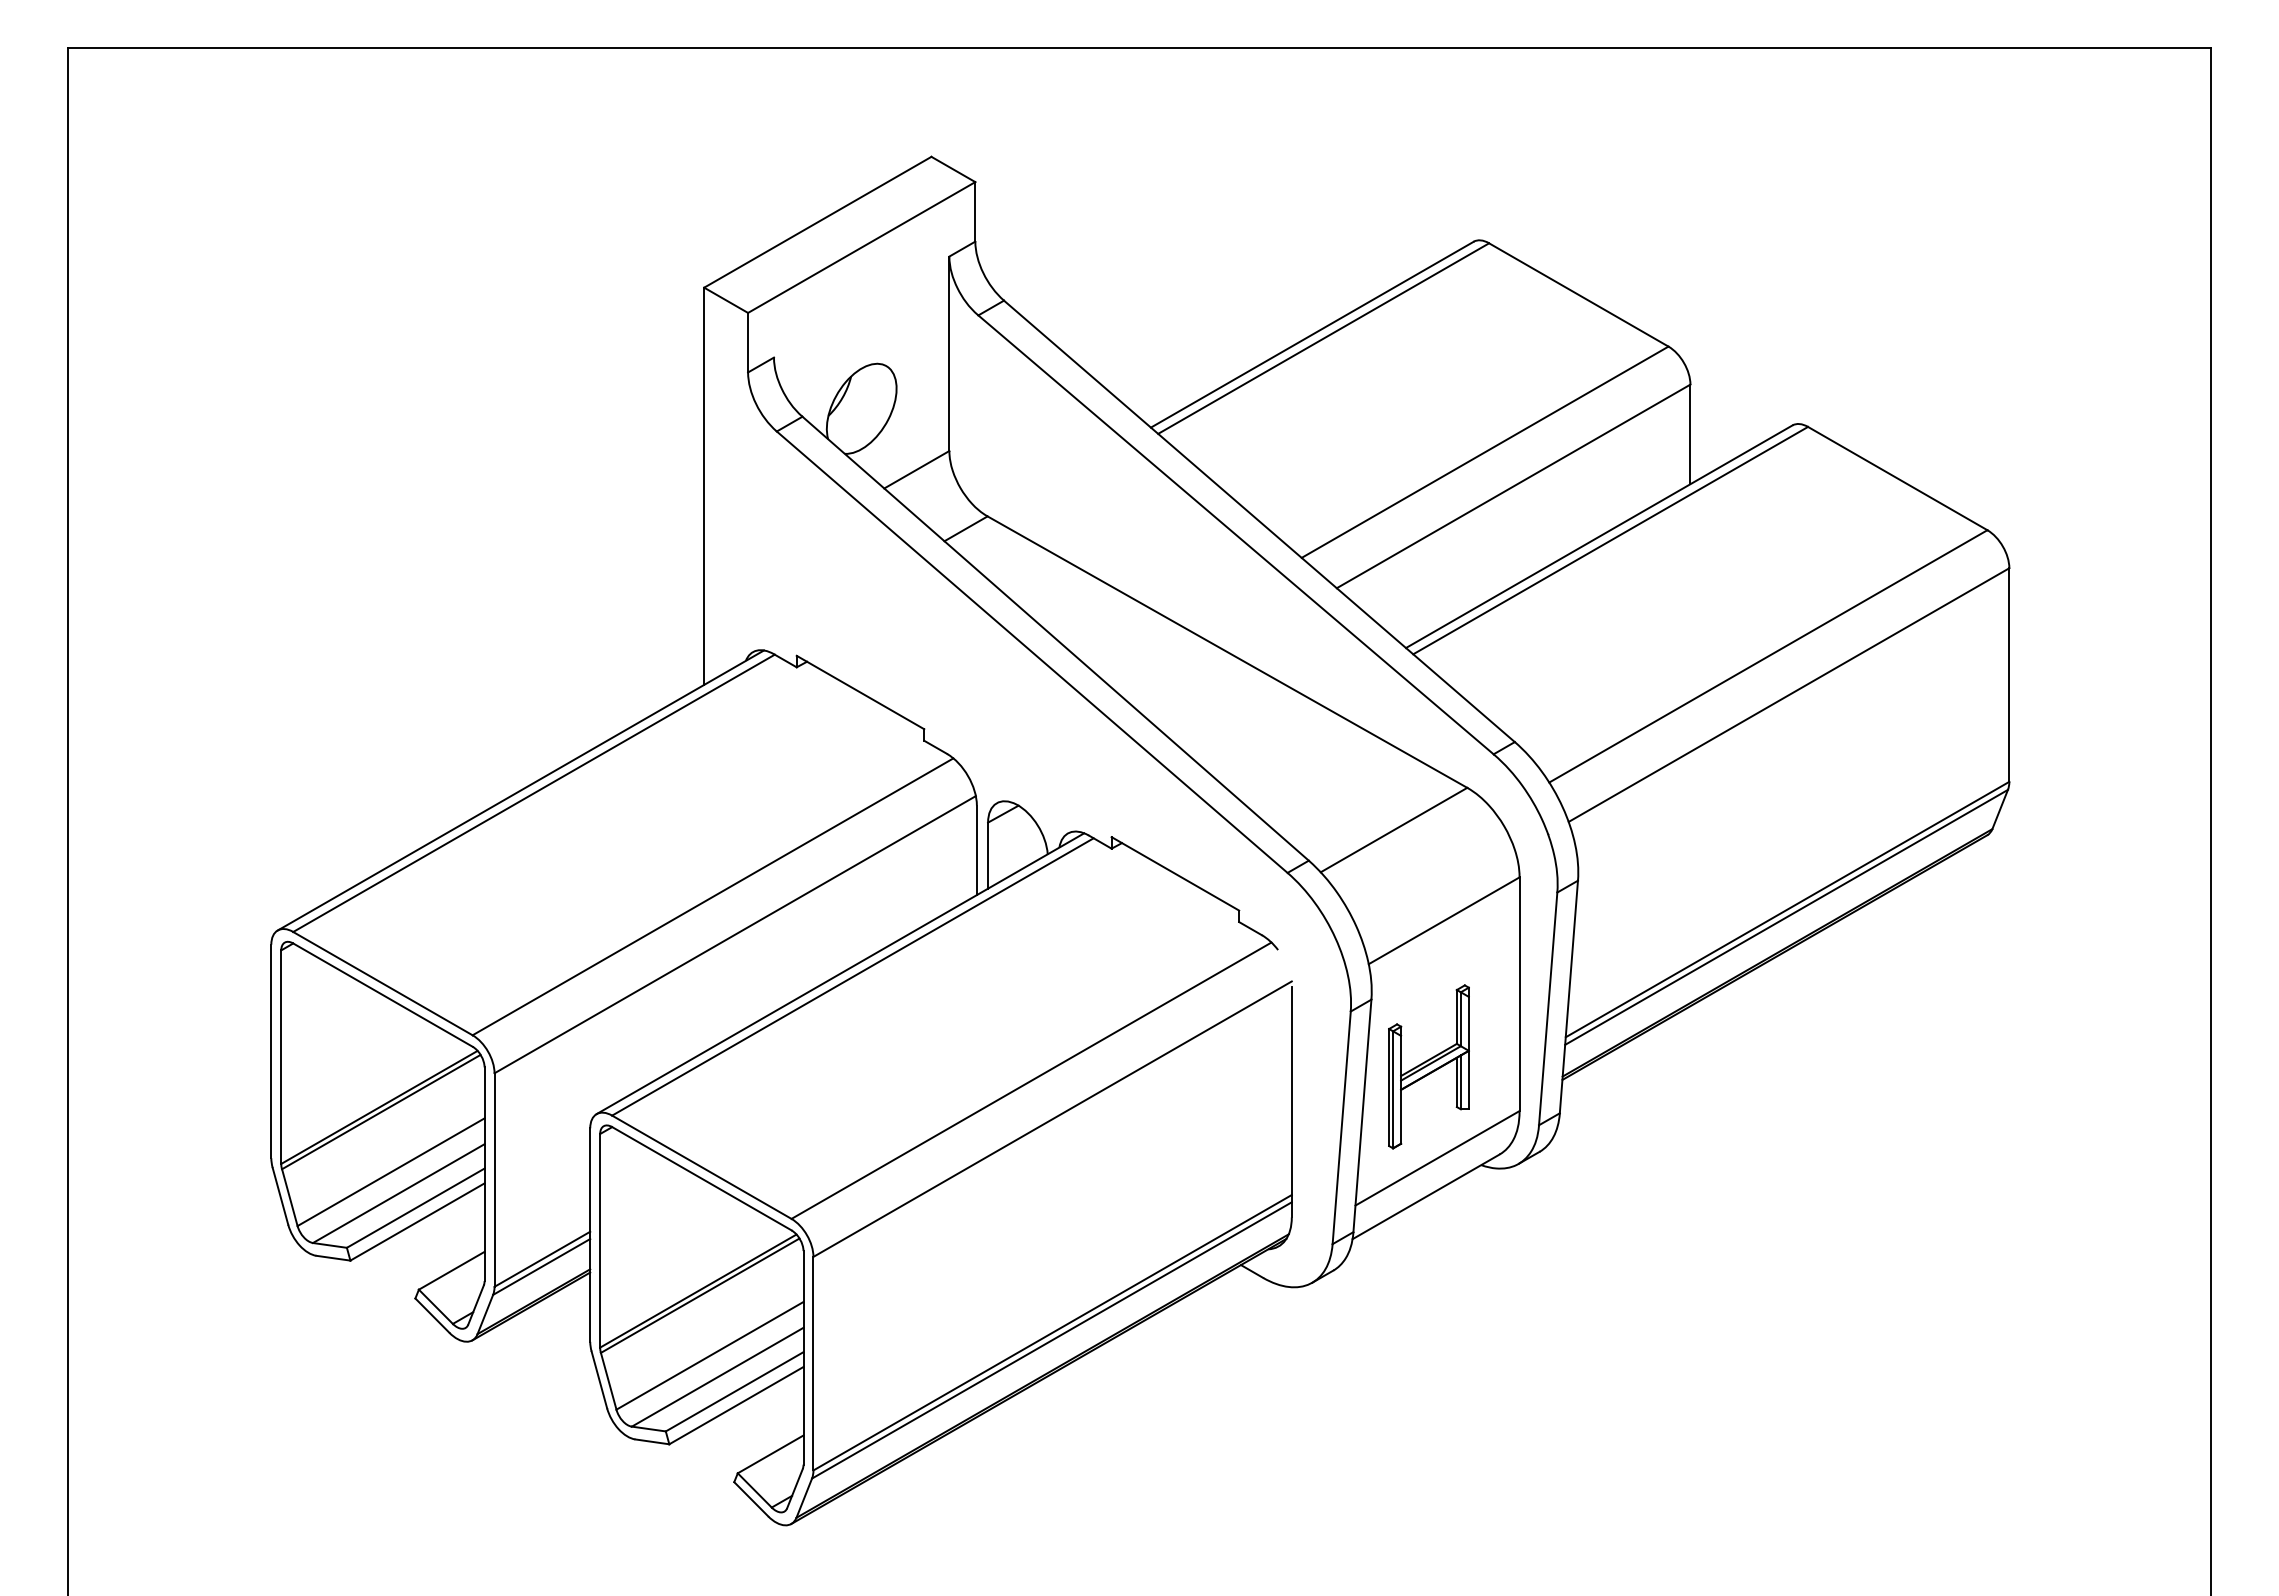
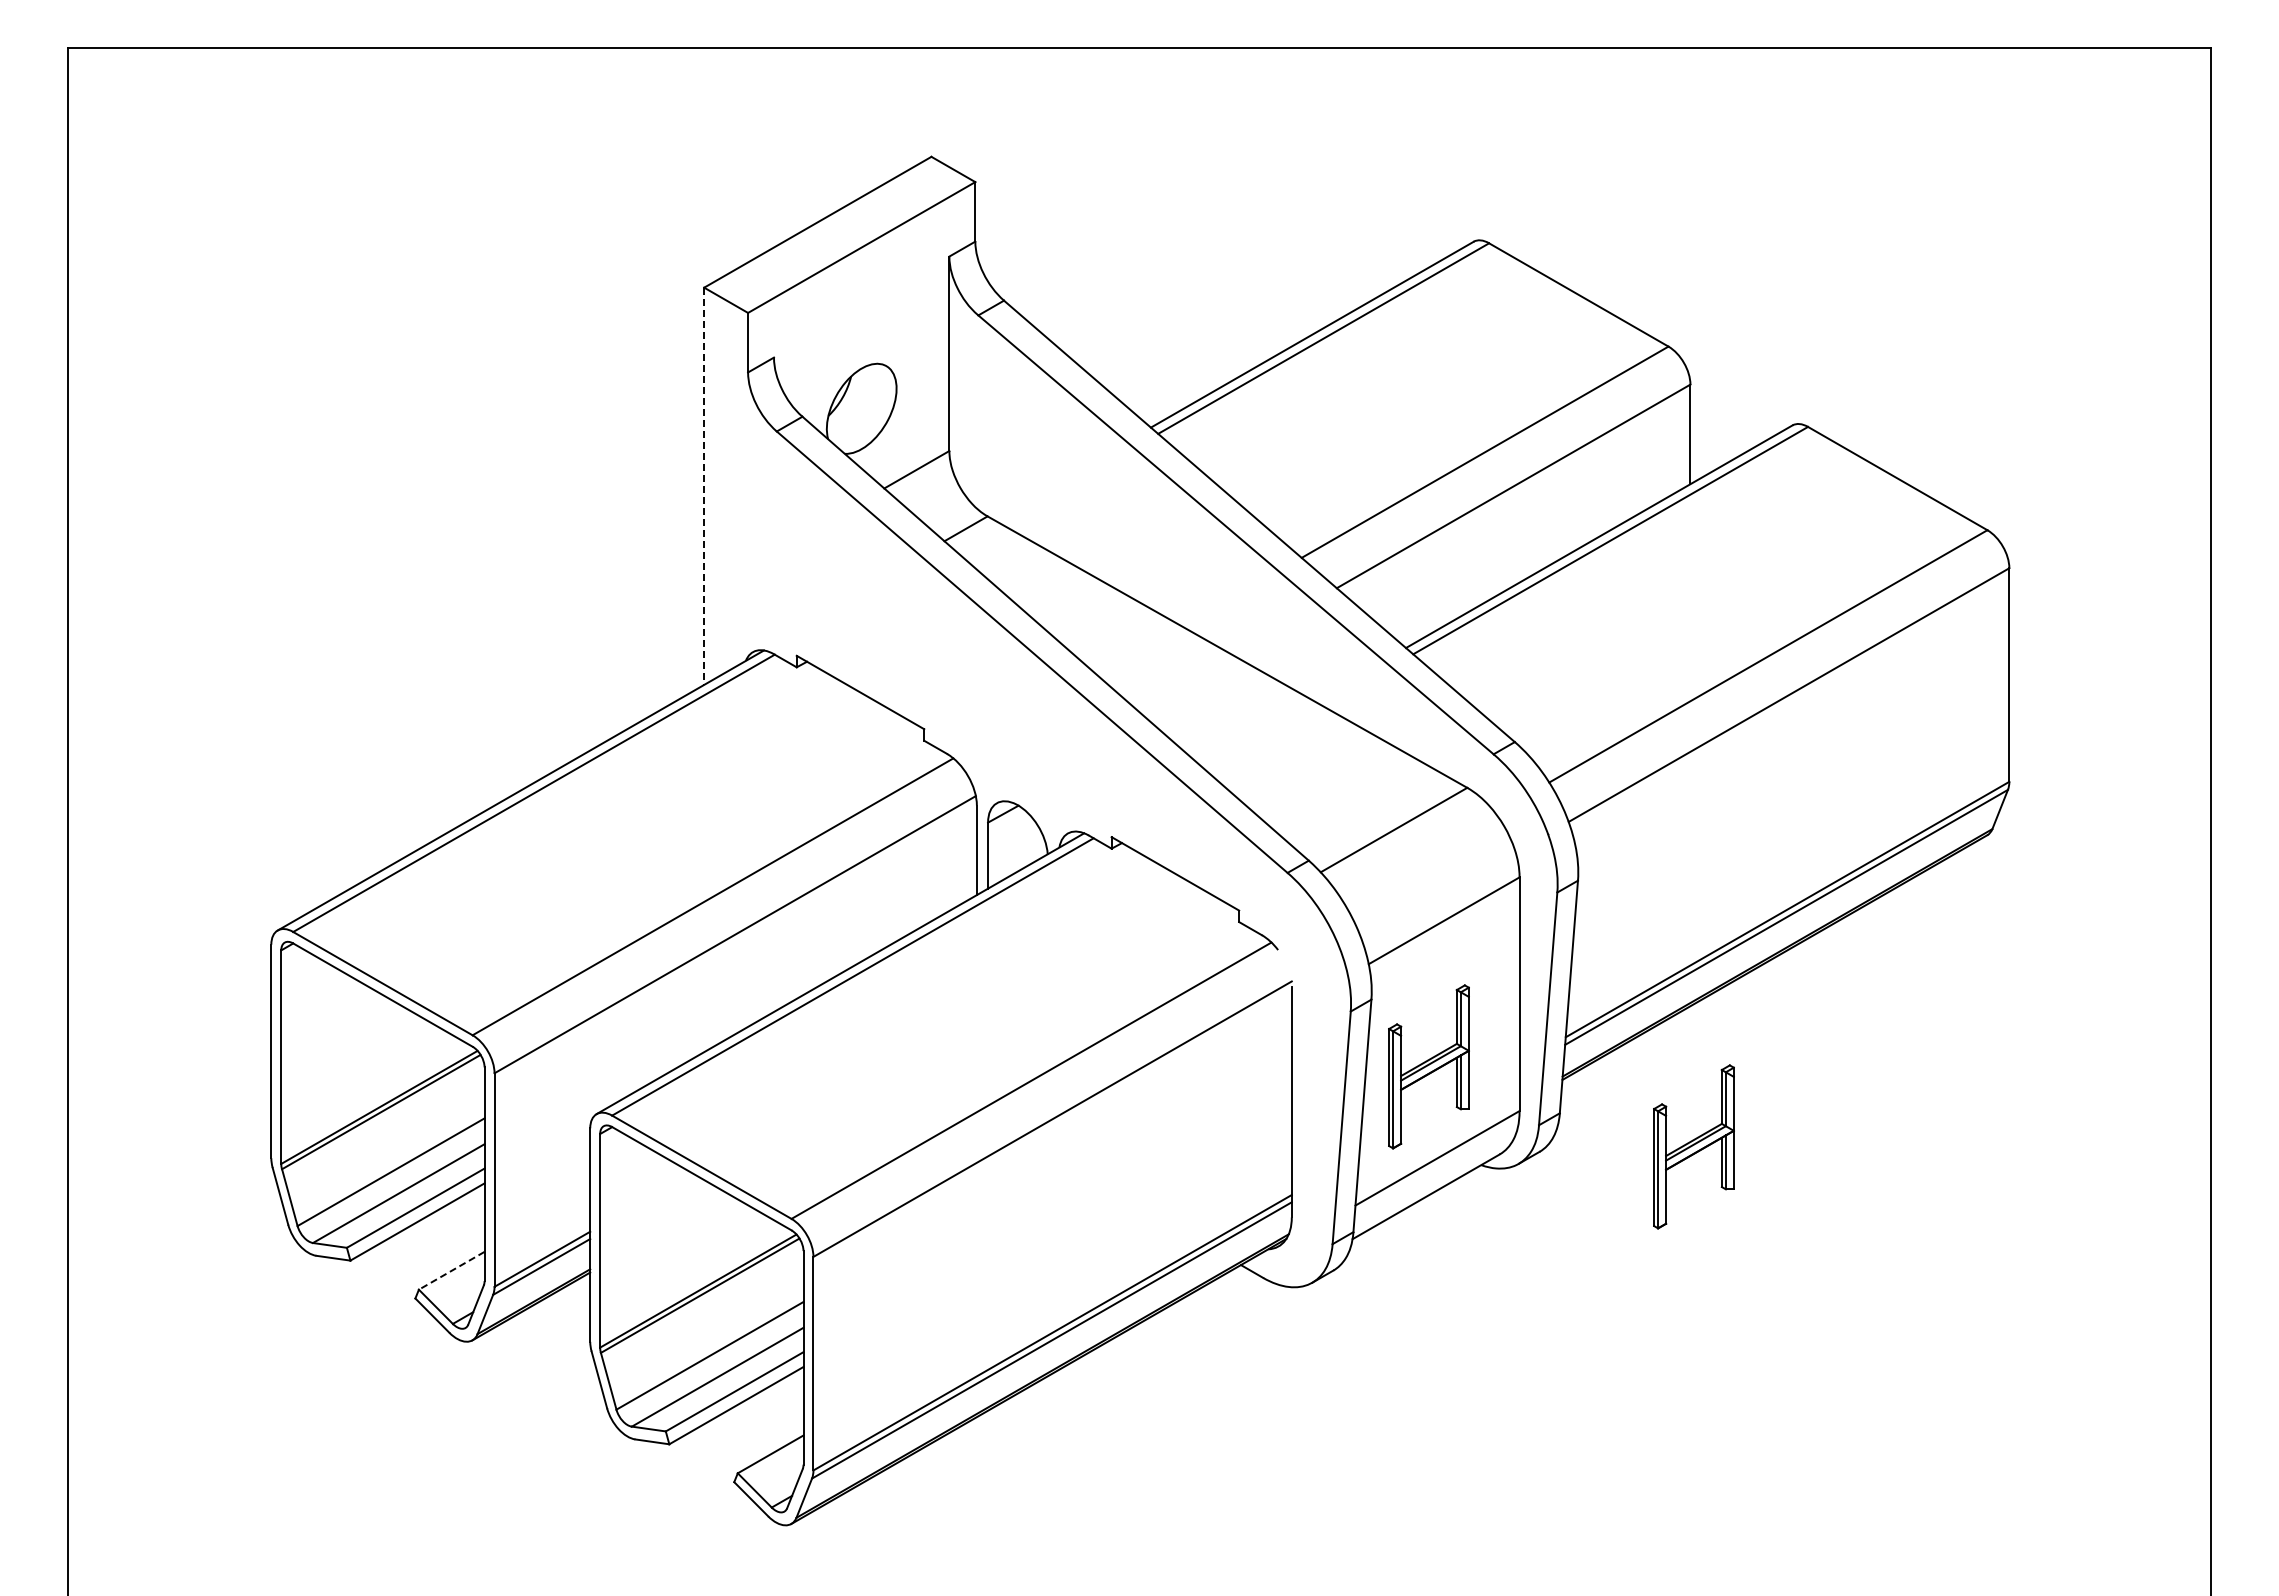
line: solid -> dashed (704, 486)
part: none -> present (1693, 1146)
line: solid -> dashed (451, 1270)
